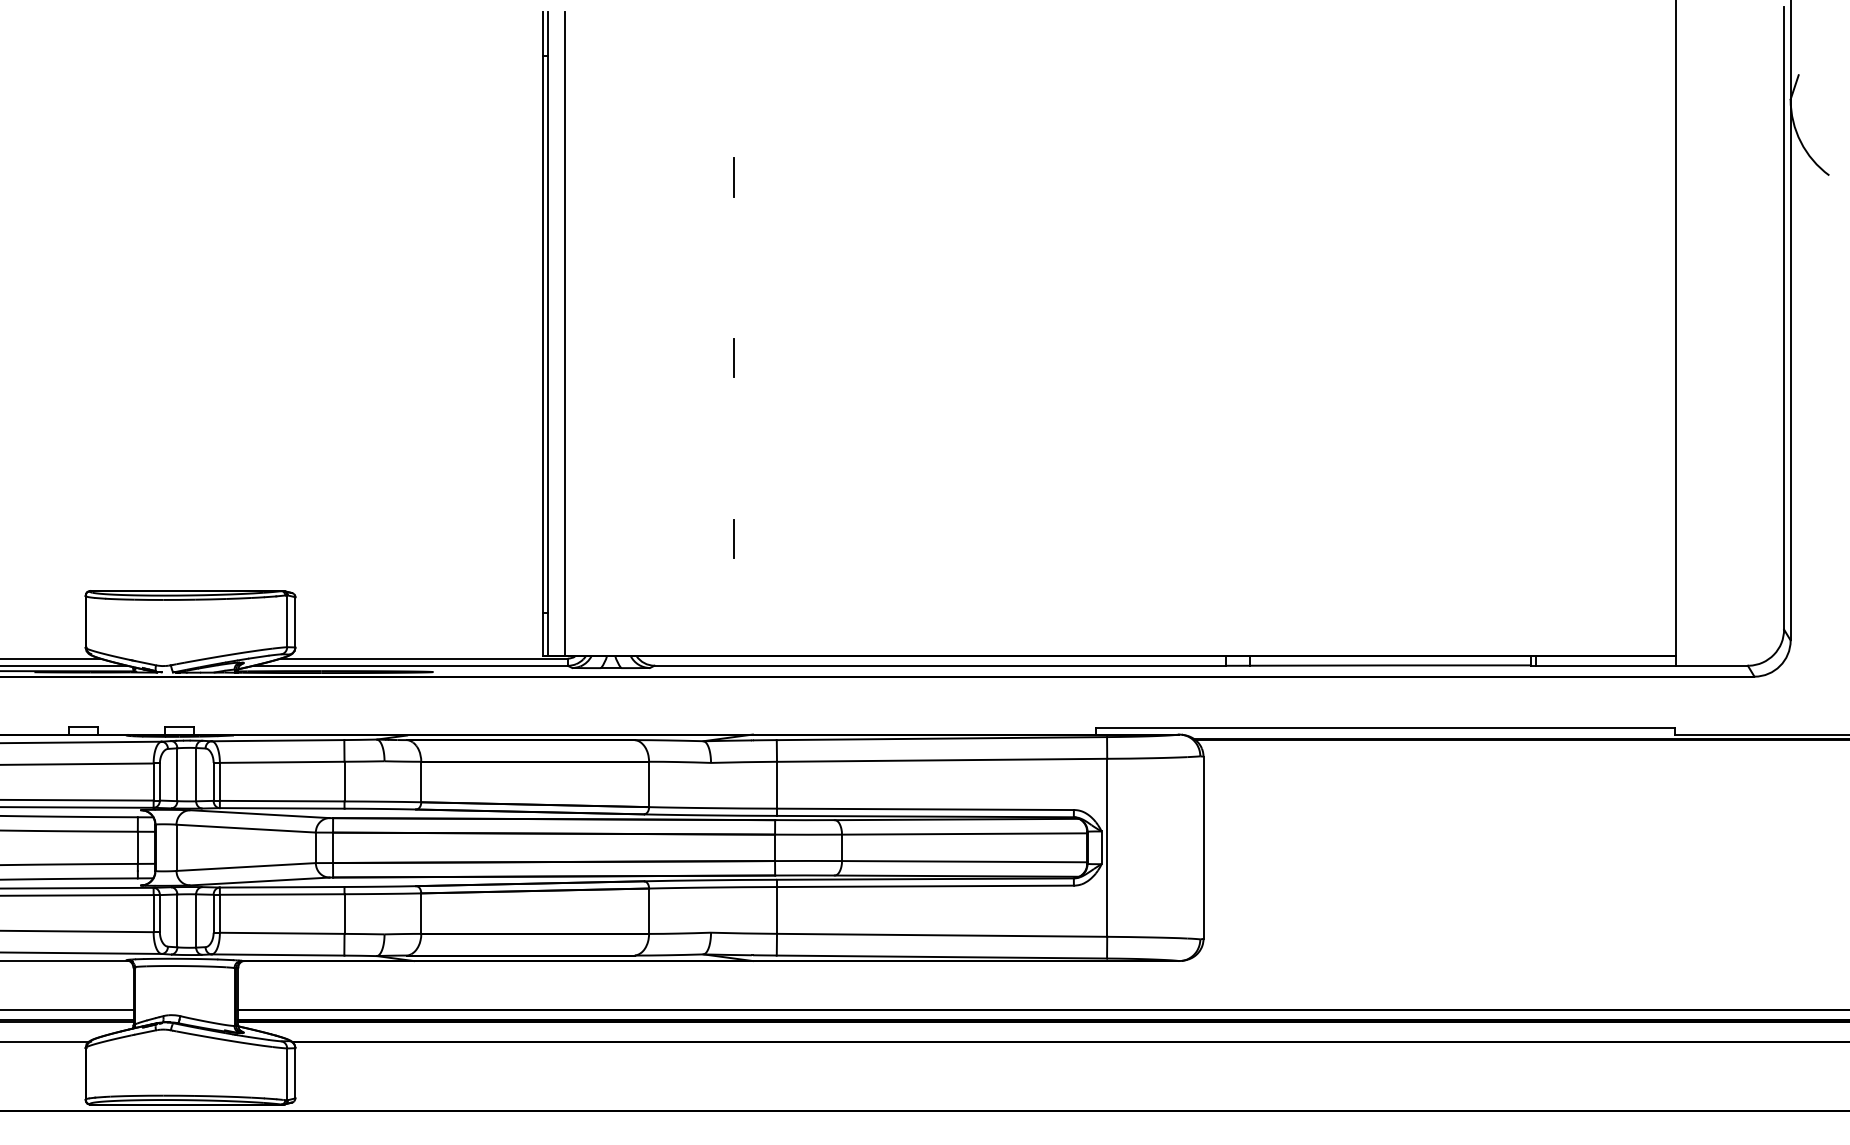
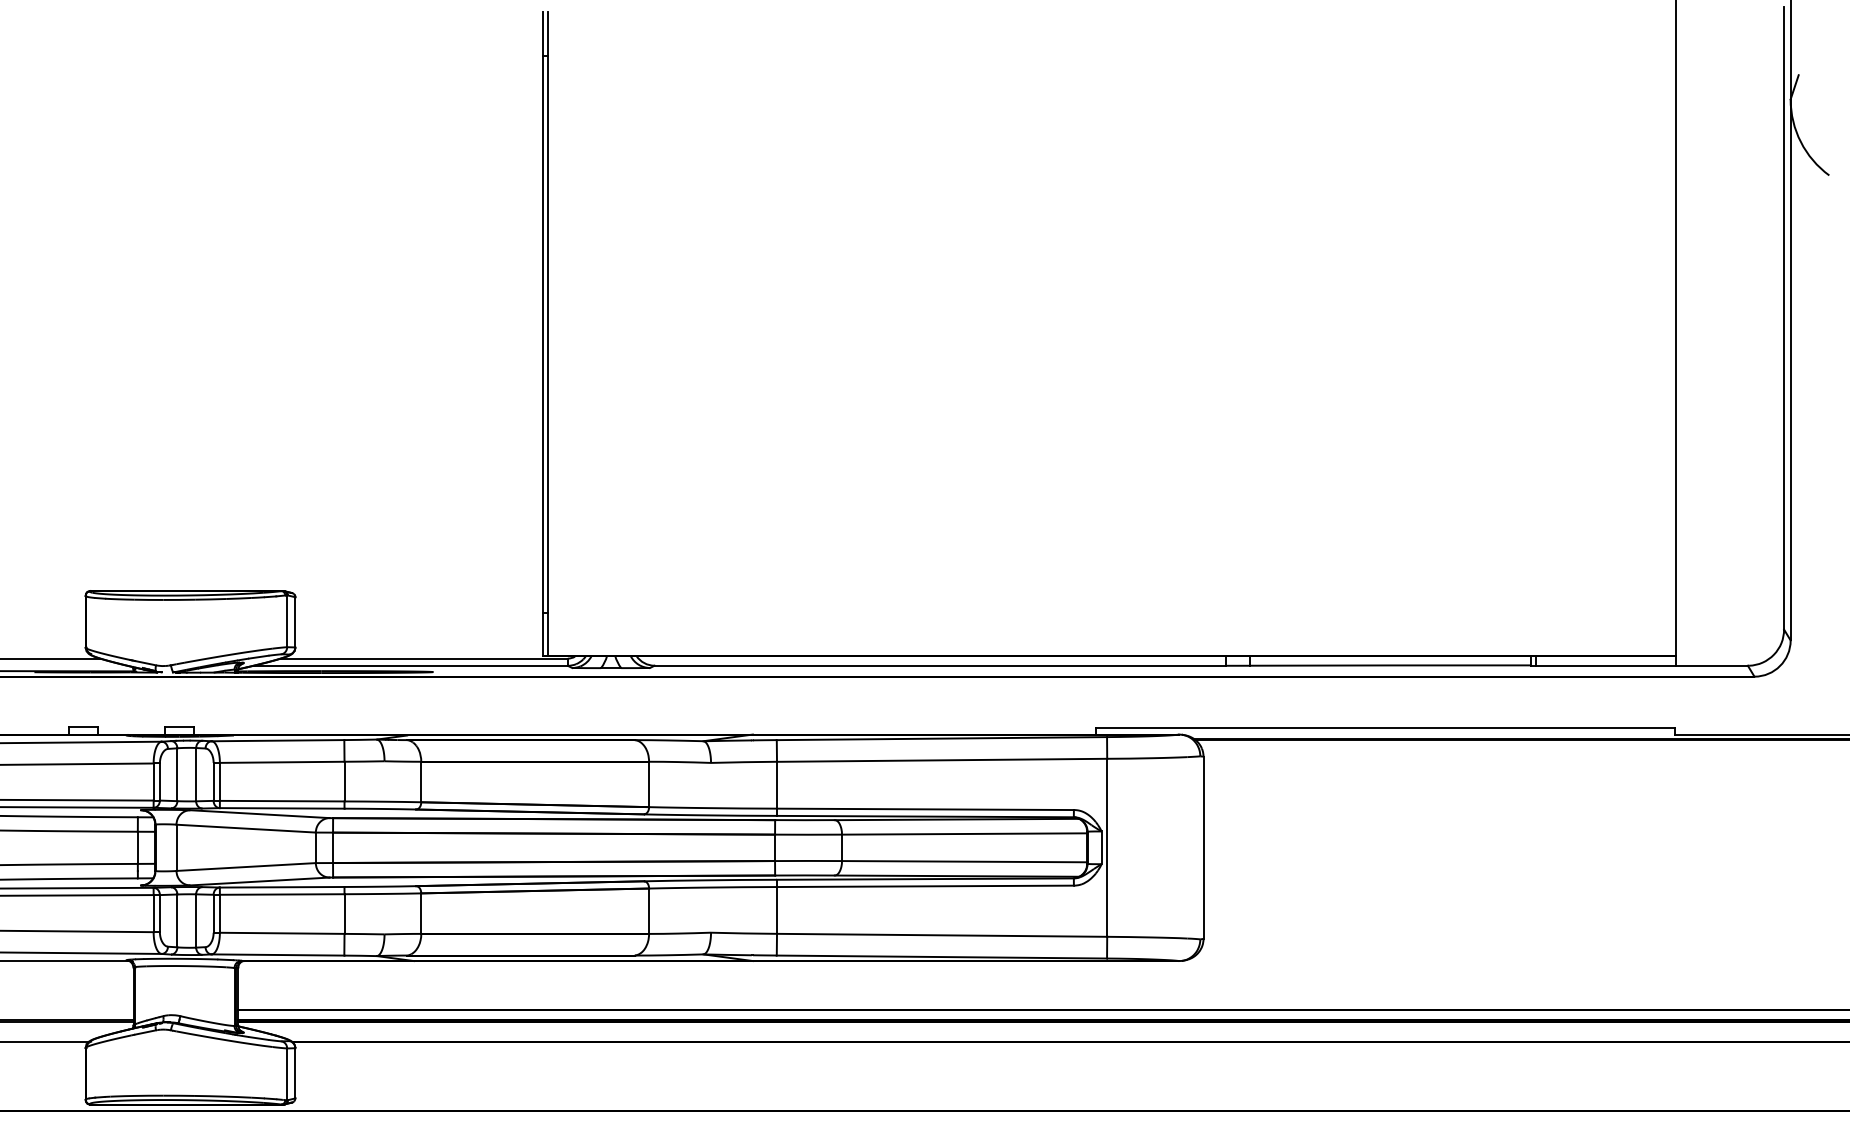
line: present -> none (734, 177)
line: present -> none (565, 333)
line: present -> none (734, 358)
line: present -> none (734, 539)
line: present -> none (64, 665)
line: present -> none (67, 1009)
